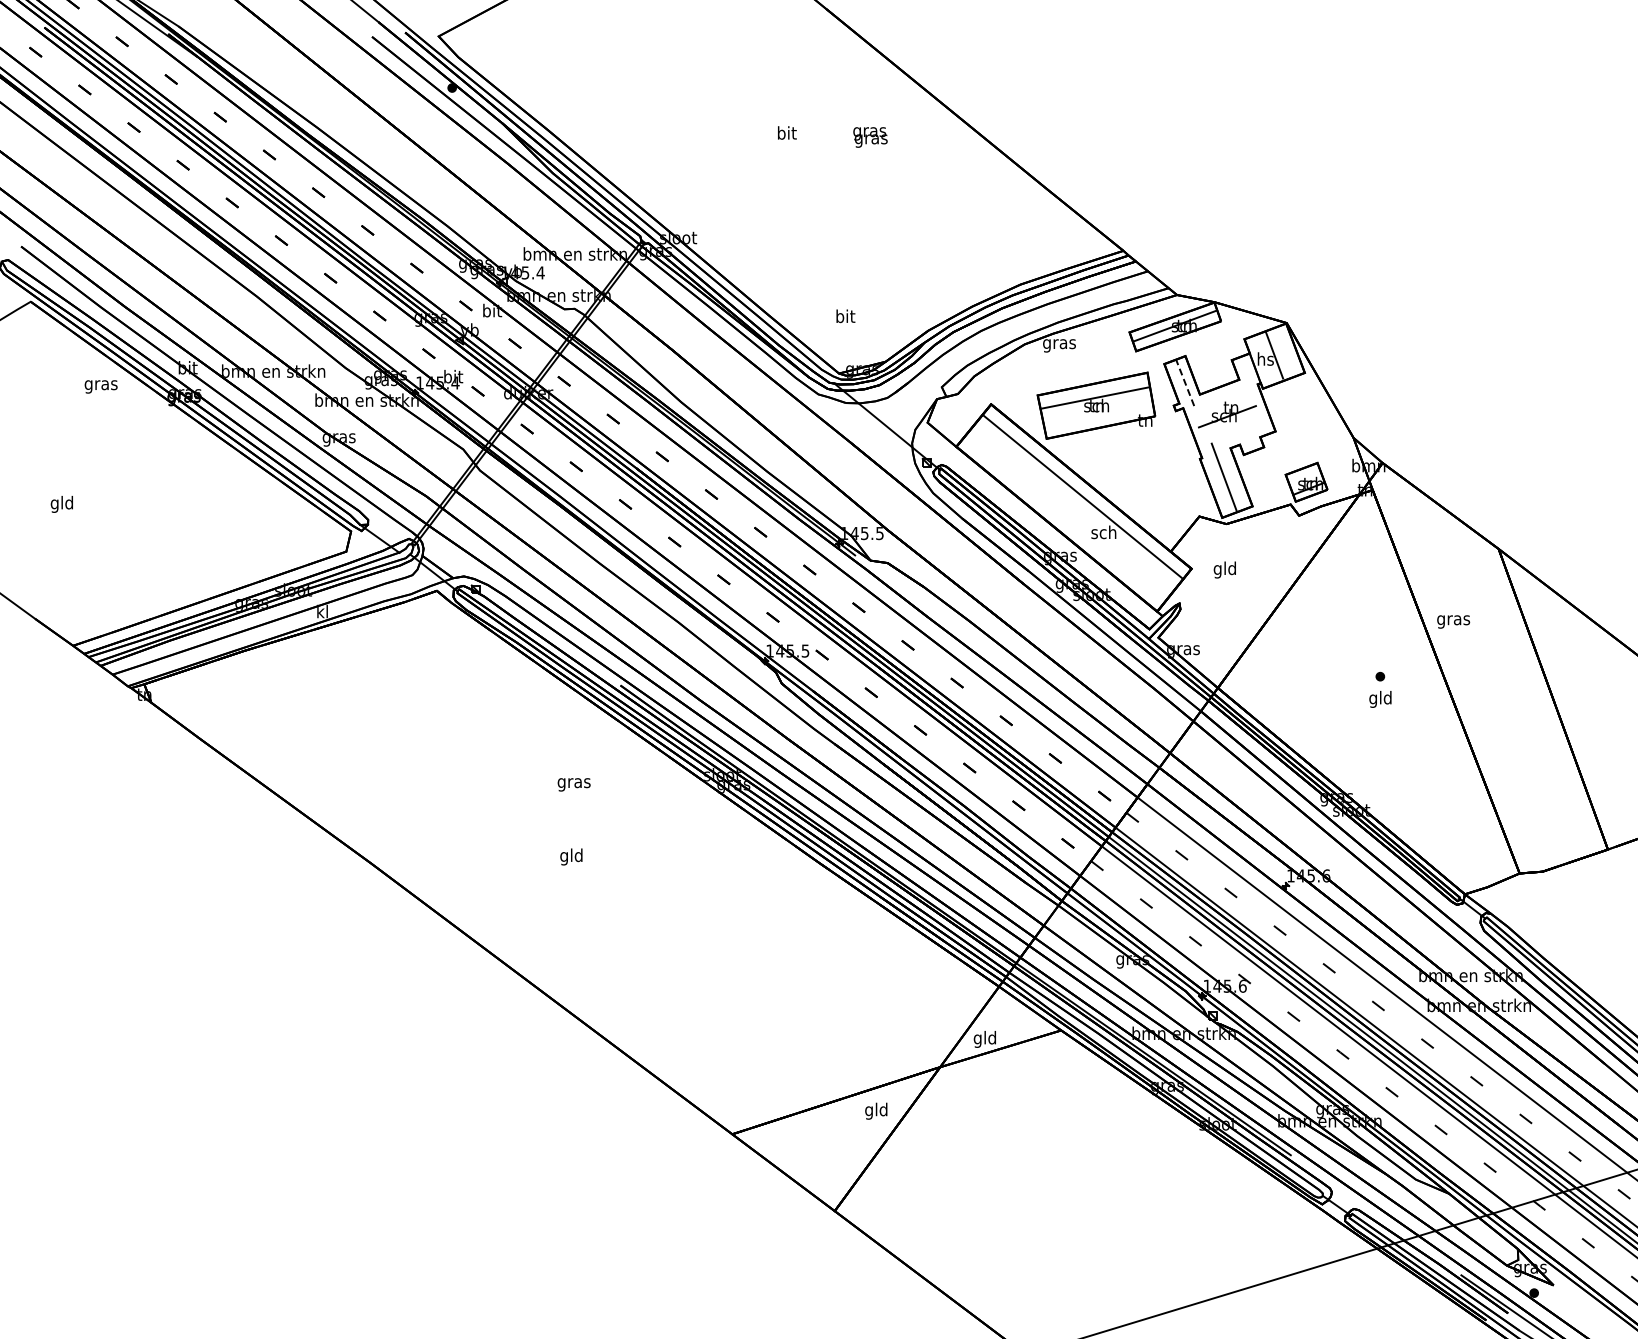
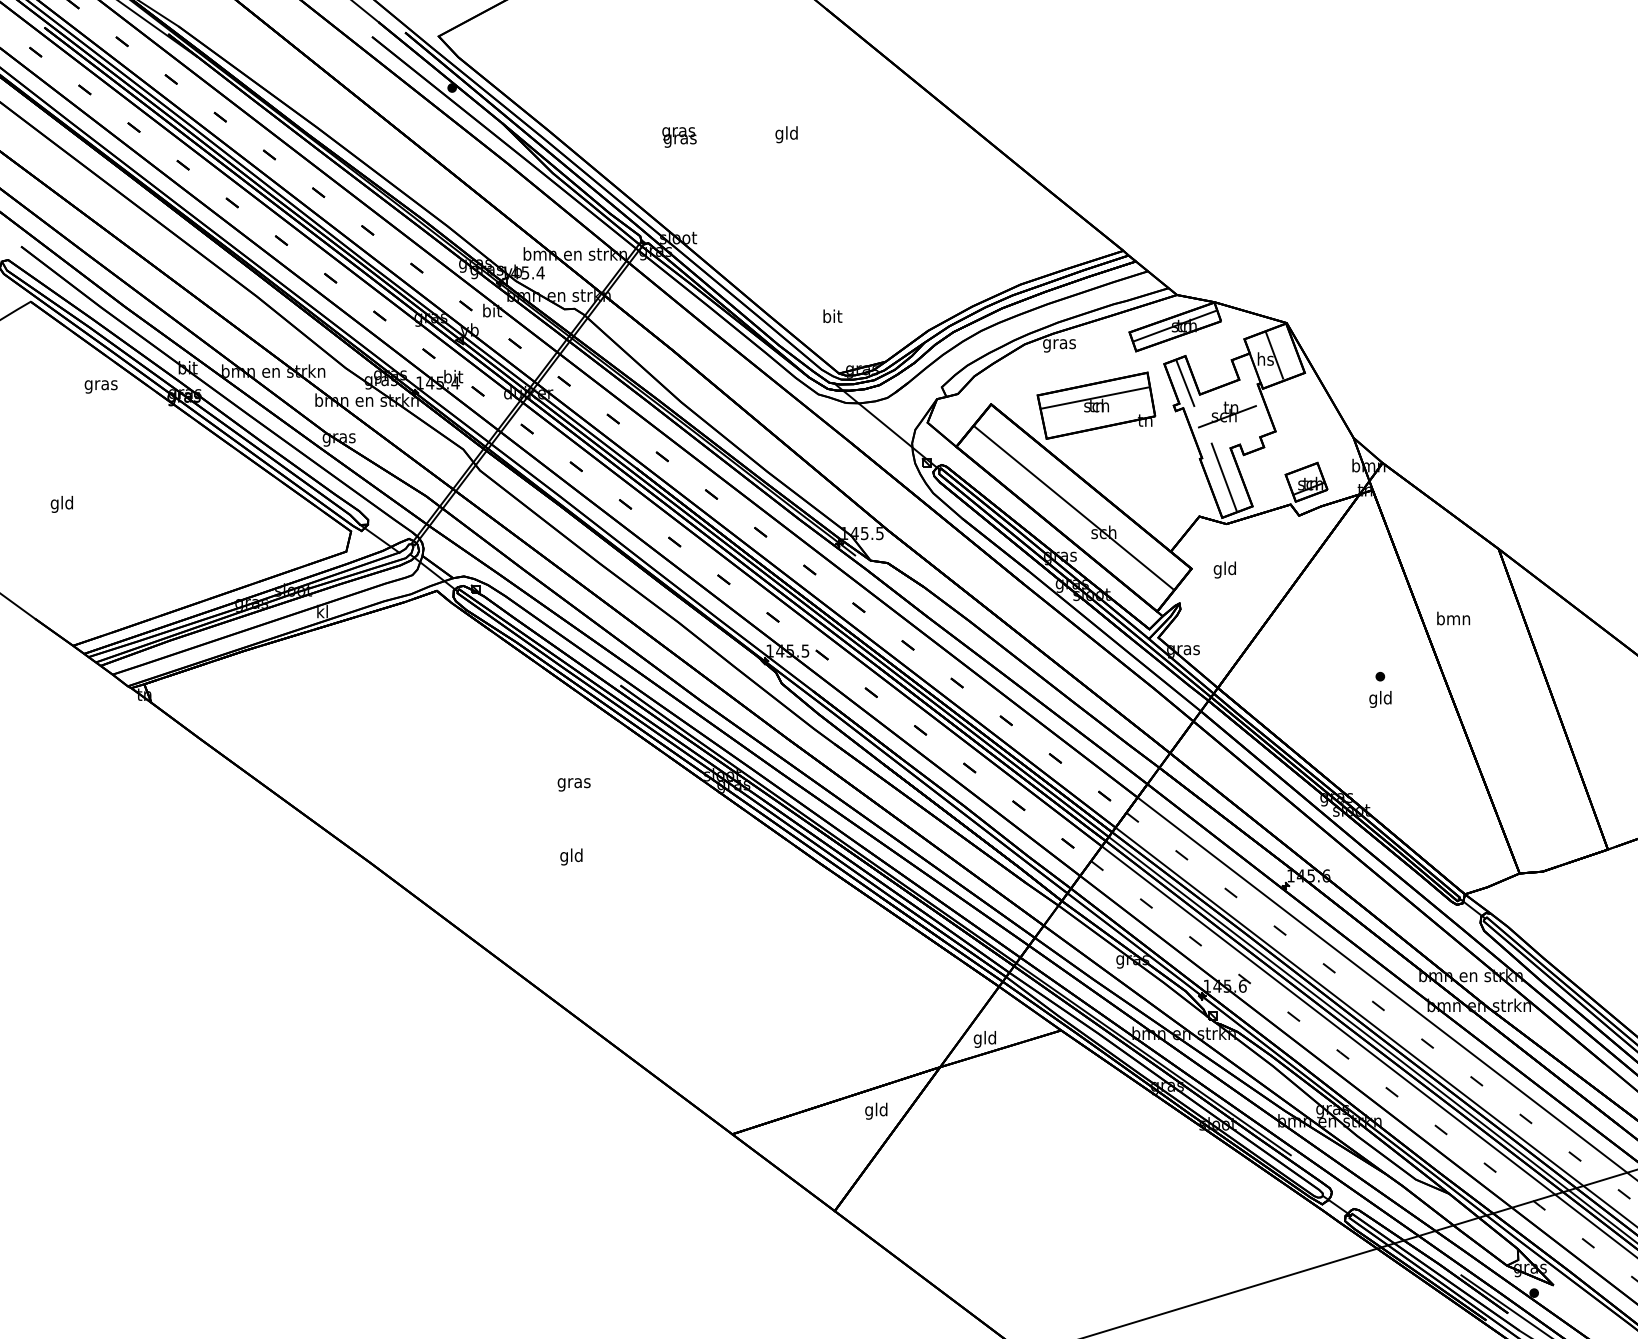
text: bit -> gld (786, 134)
text position: (870, 137) -> (679, 137) (679, 137)
text position: (845, 316) -> (832, 316) (832, 316)
line: dashed -> solid (1185, 383)
line position: (1082, 496) -> (1073, 507) (1073, 507)
text: gras -> bmn (1453, 619)
